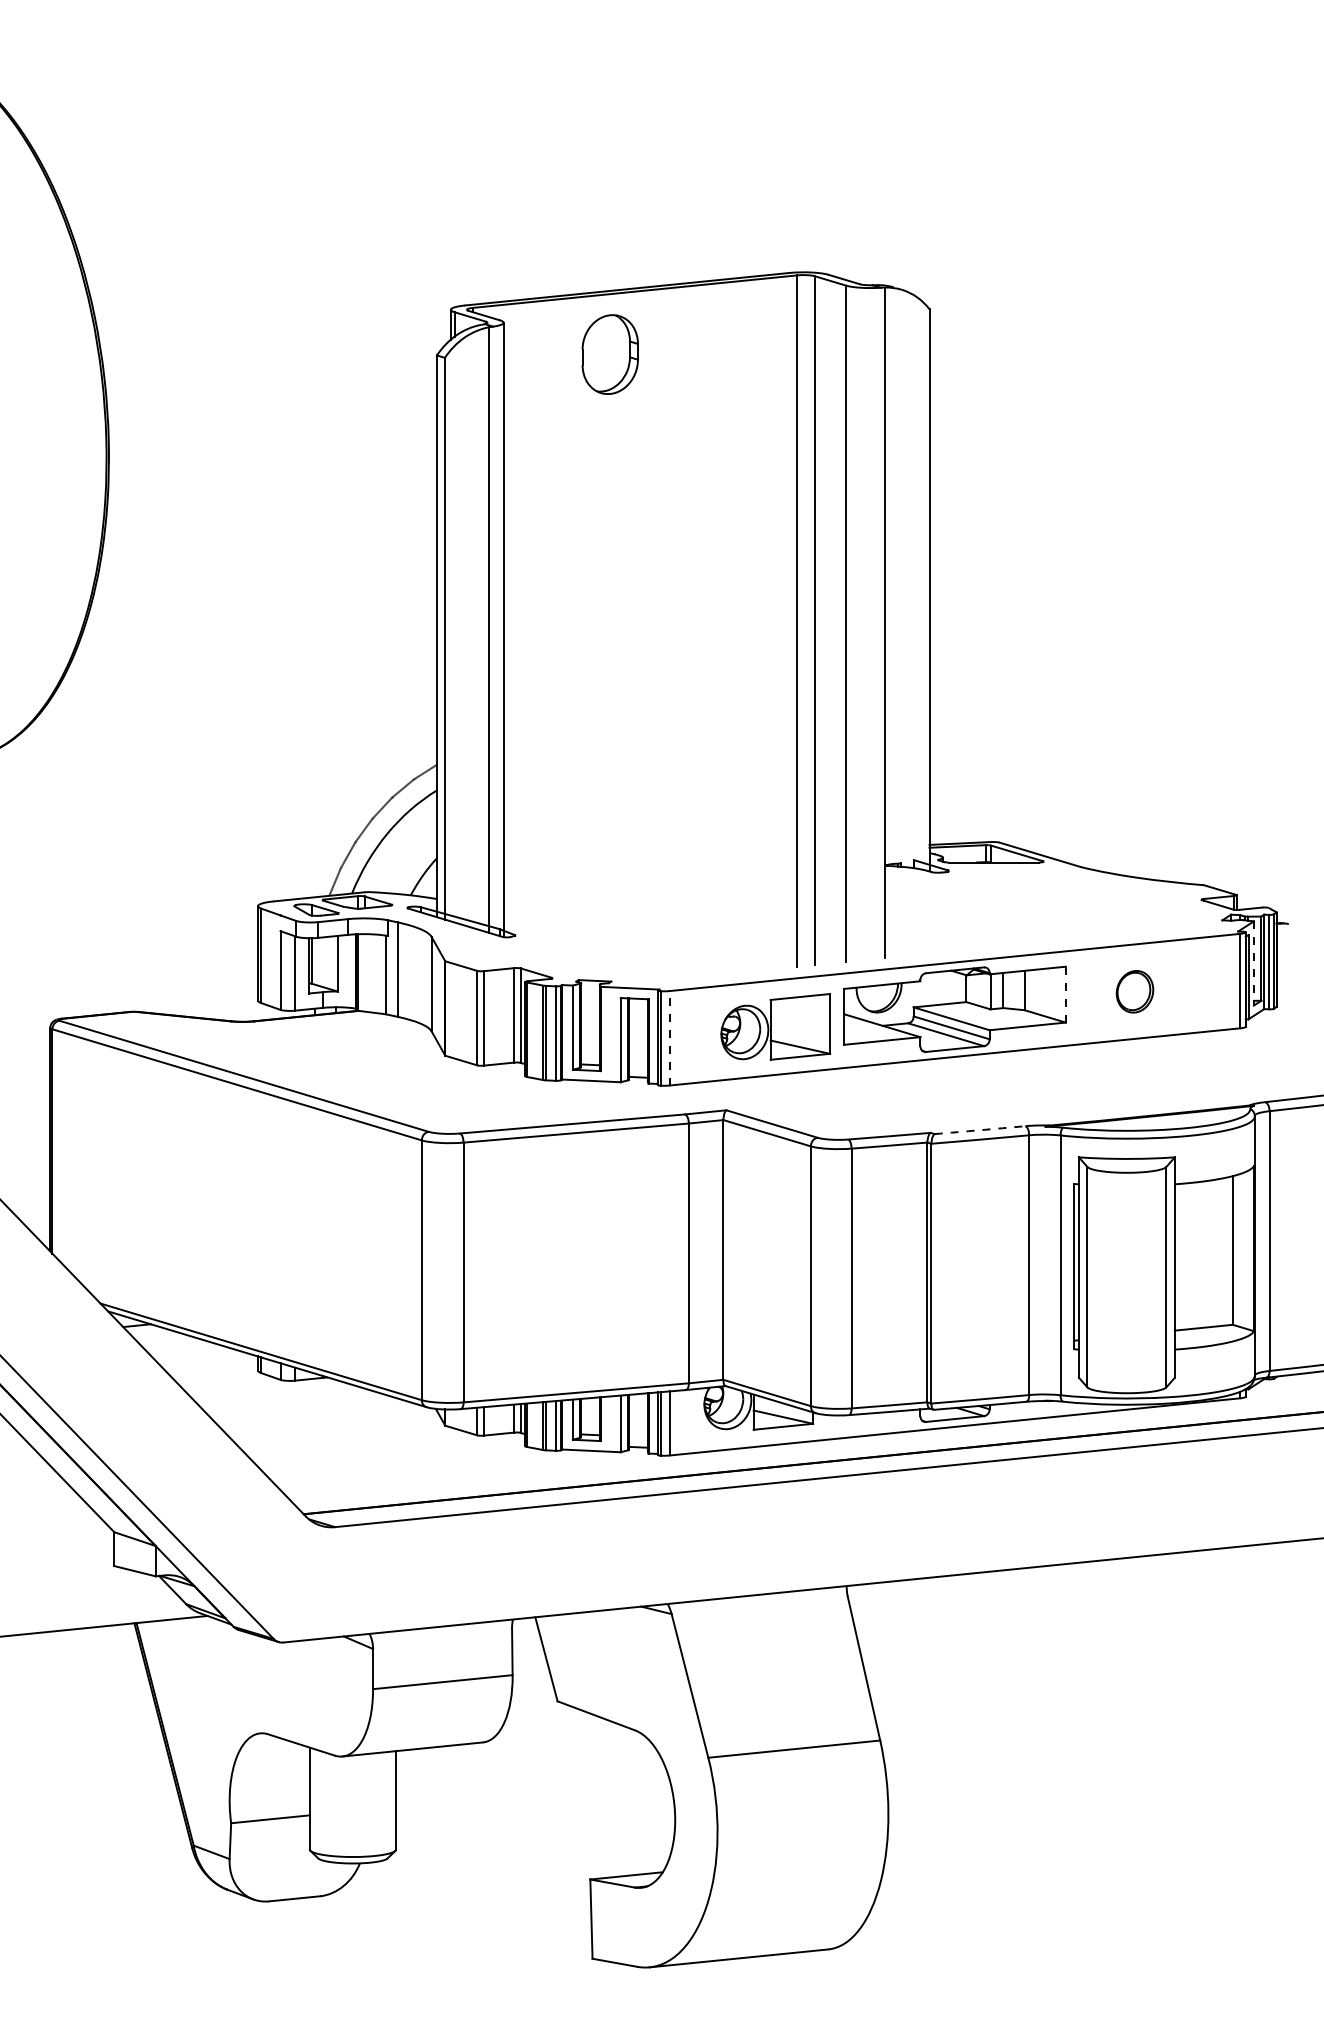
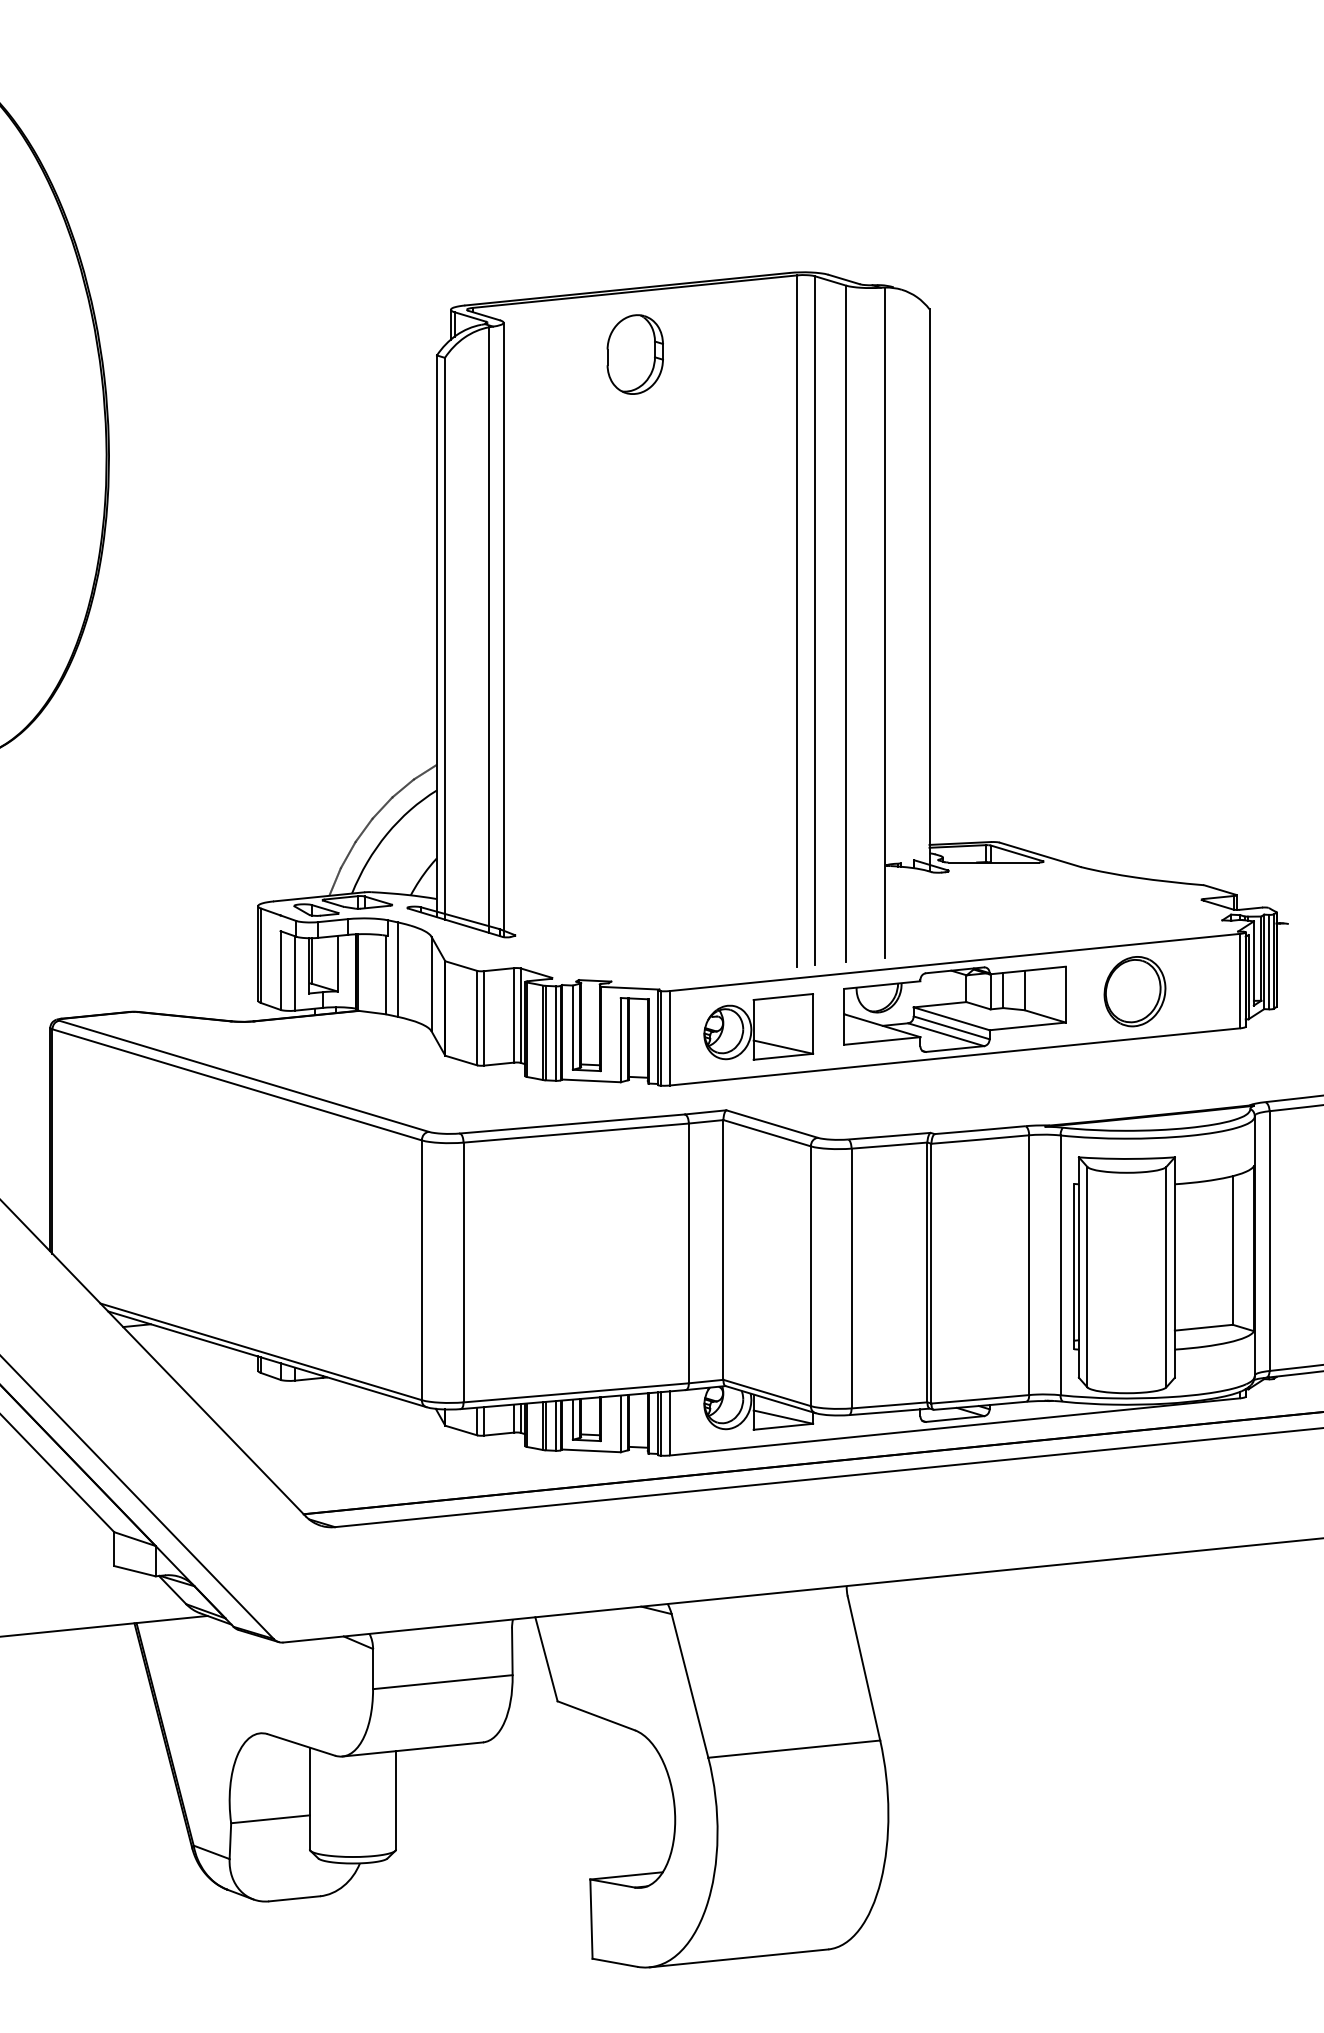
part position: (609, 354) -> (634, 354) (634, 354)
line: dashed -> solid (1253, 963)
part size: 40x44 px -> 64x72 px (1134, 991)
line: dashed -> solid (1065, 994)
part position: (775, 1026) -> (758, 1026) (758, 1026)
line: dashed -> solid (670, 1037)
arc: dashed -> solid (980, 1130)
